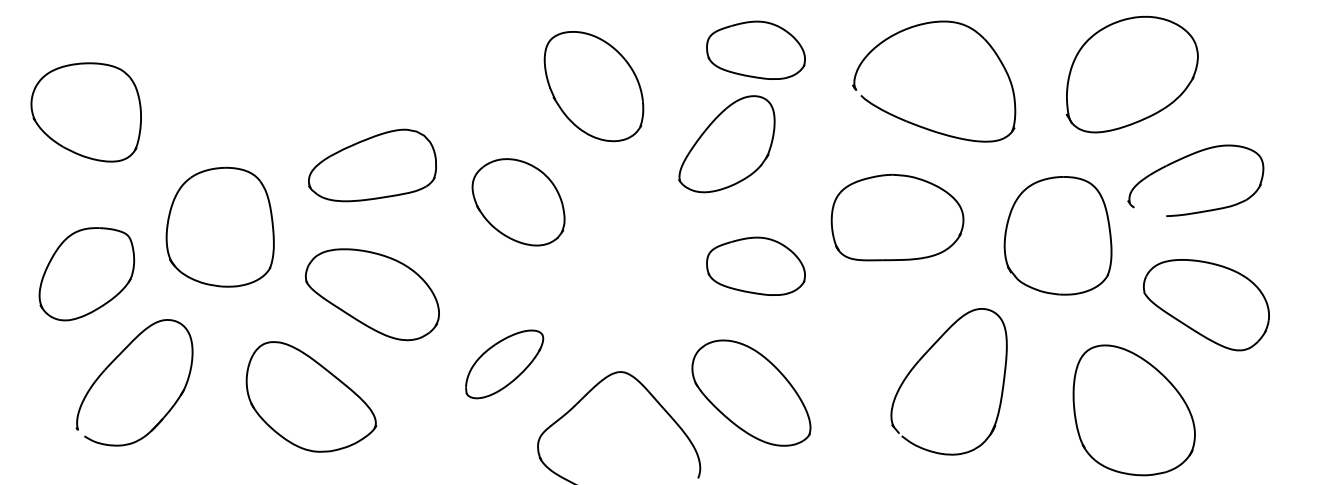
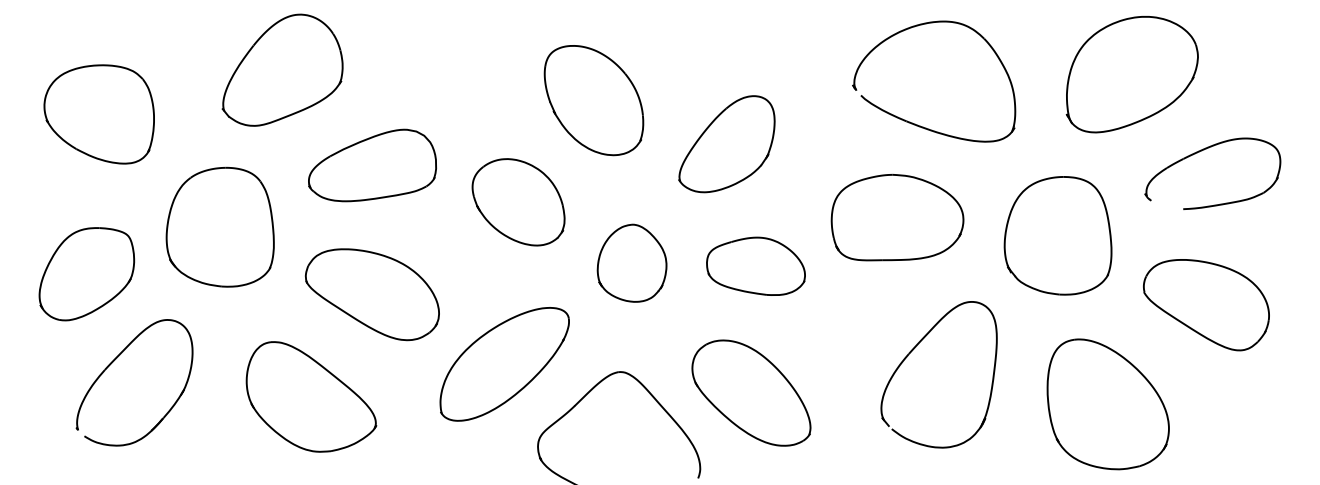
part: present -> none (755, 49)
part: none -> present (282, 69)
part position: (593, 86) -> (593, 100) (593, 100)
part position: (85, 112) -> (98, 114) (98, 114)
part position: (1187, 157) -> (1204, 150) (1204, 150)
part: none -> present (631, 262)
part position: (924, 356) -> (914, 349) (914, 349)
part size: 80x71 px -> 131x115 px (504, 364)
part position: (1133, 410) -> (1107, 404) (1107, 404)
